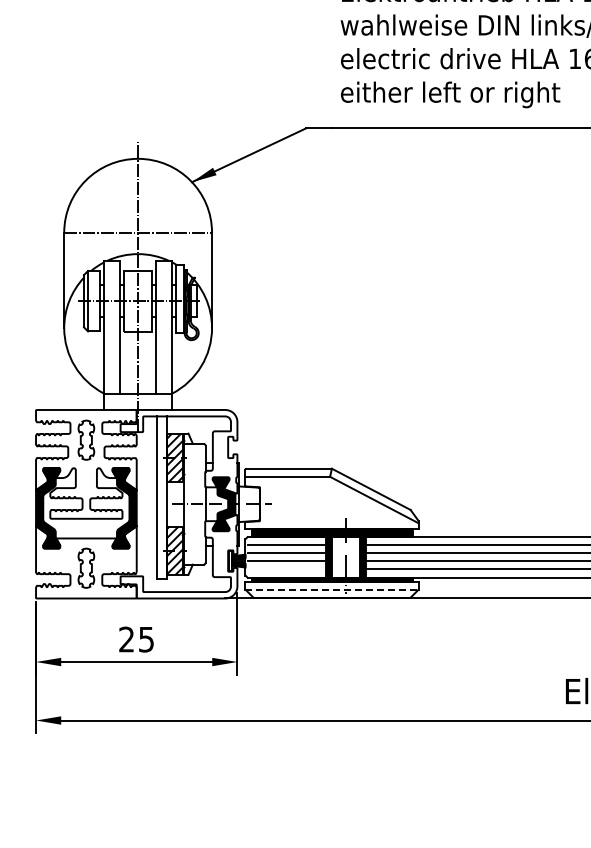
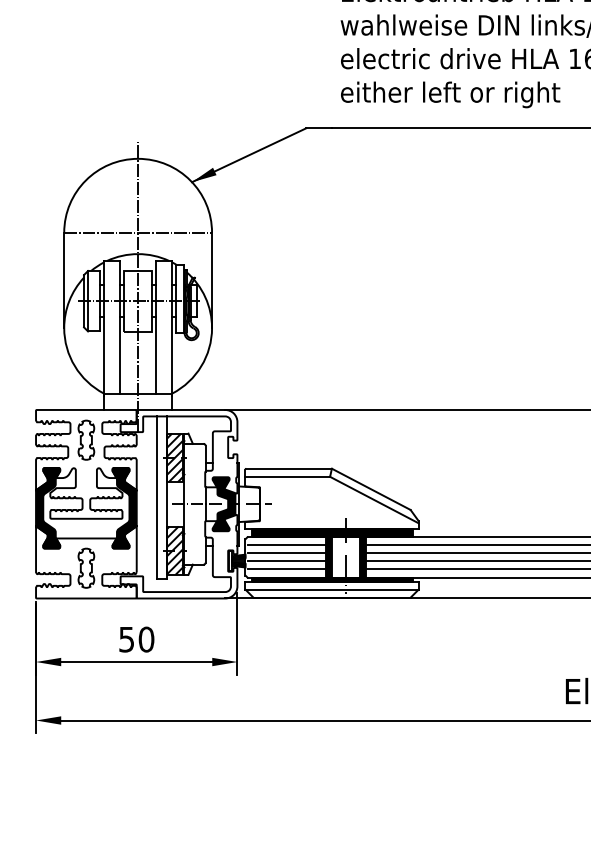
line: none -> present (406, 409)
line: none -> present (286, 569)
line: dashed -> solid (332, 589)
text: 25 -> 50 (136, 639)
